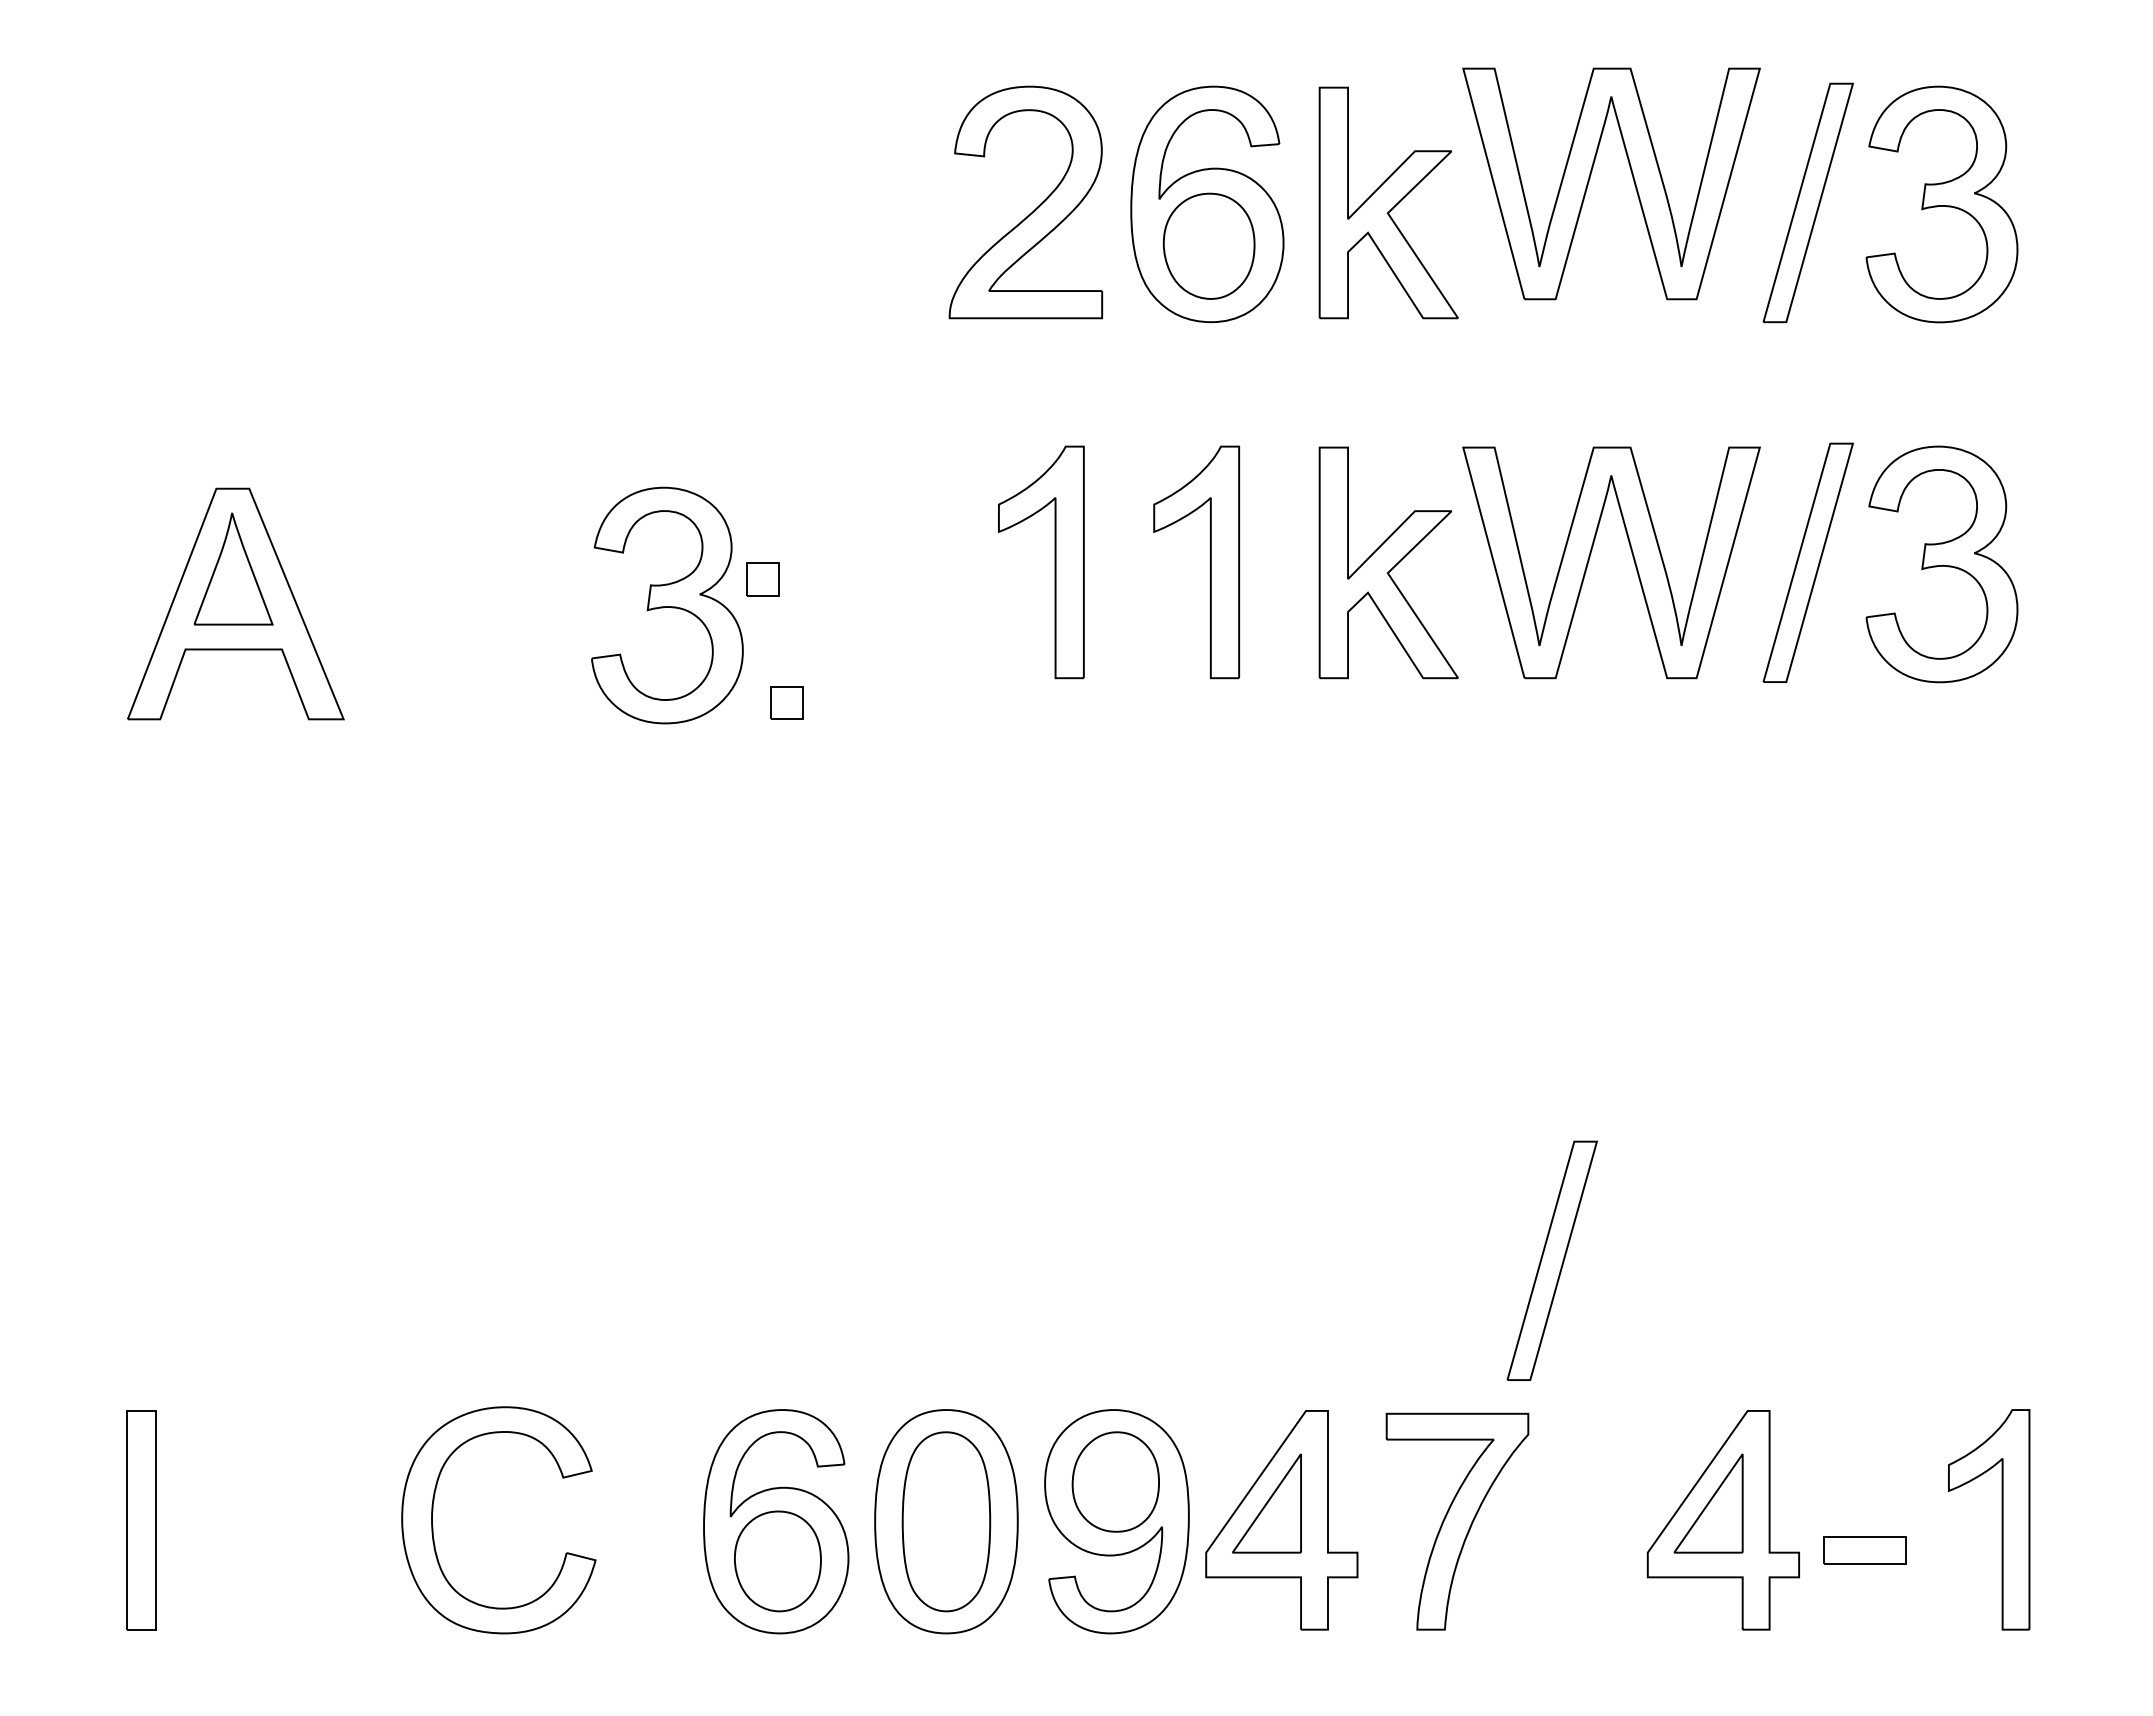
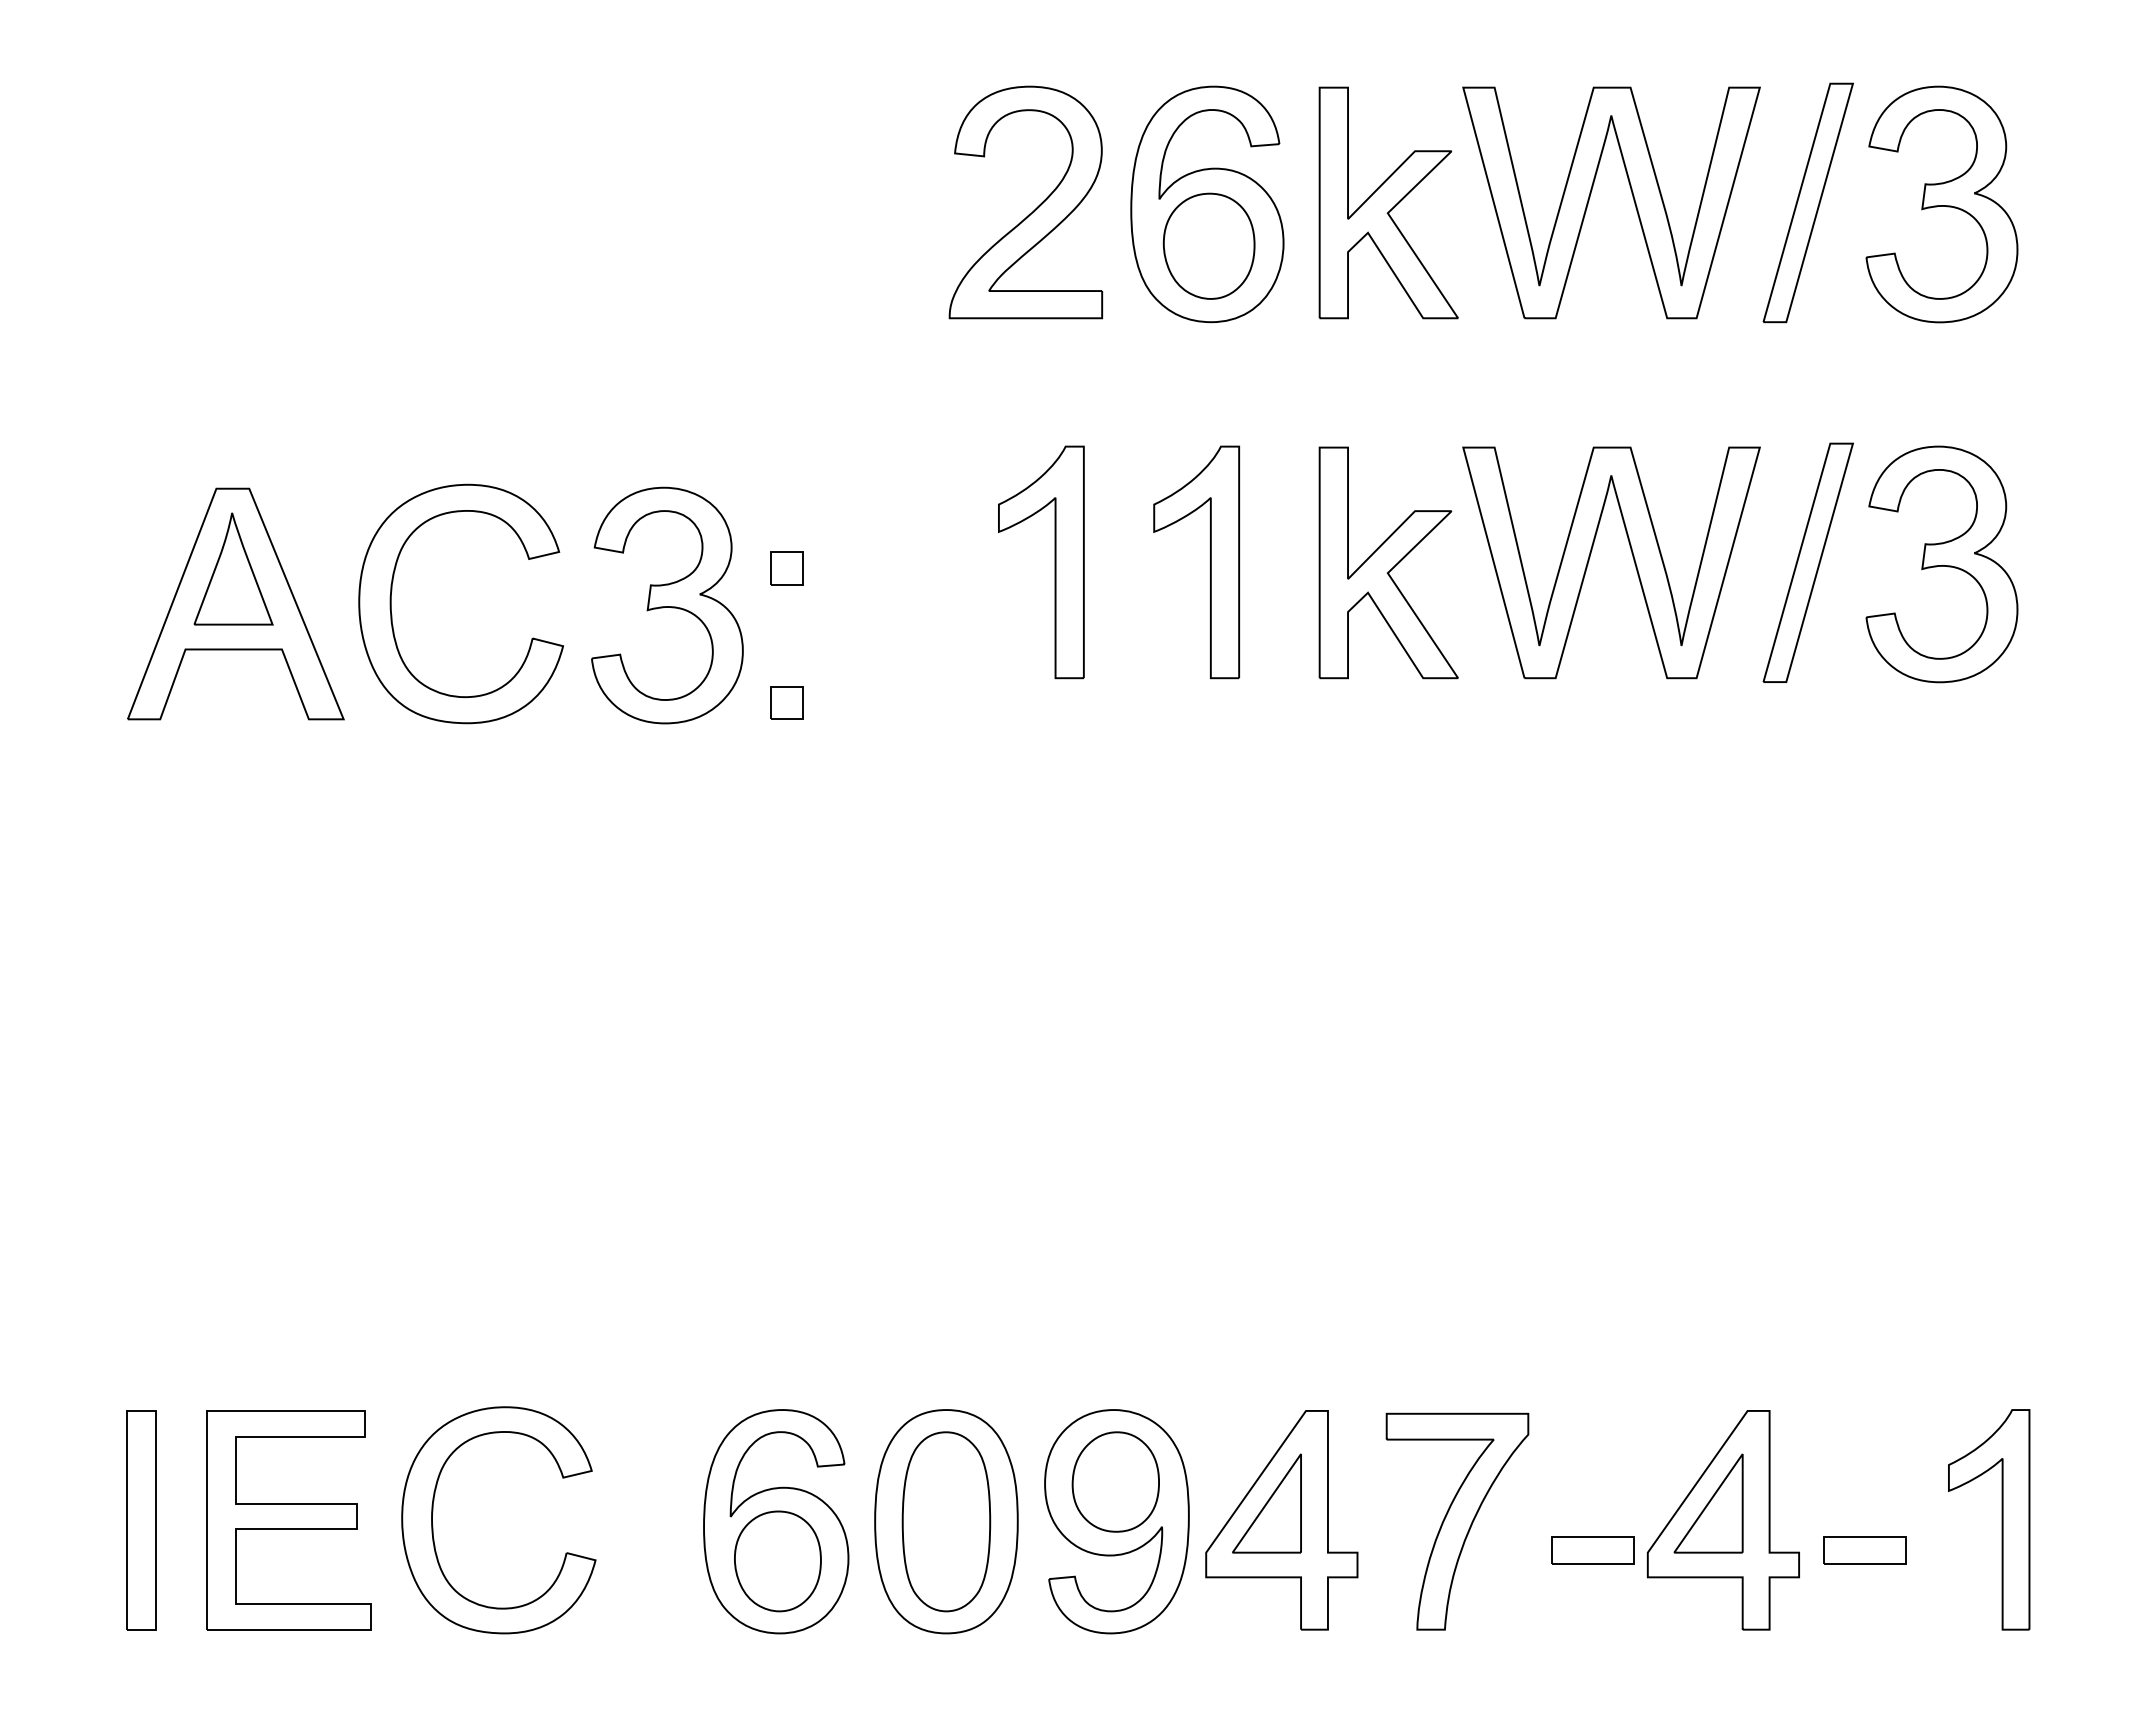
part position: (1591, 175) -> (1591, 194) (1591, 194)
part position: (762, 579) -> (786, 568) (786, 568)
part: none -> present (392, 614)
part: present -> none (1551, 1260)
part: none -> present (288, 1520)
part: none -> present (1592, 1550)
